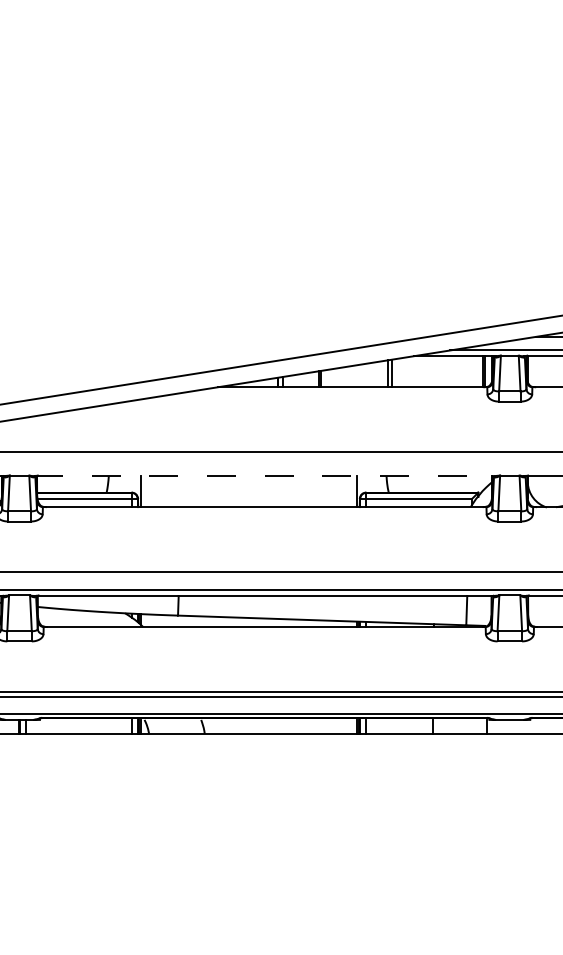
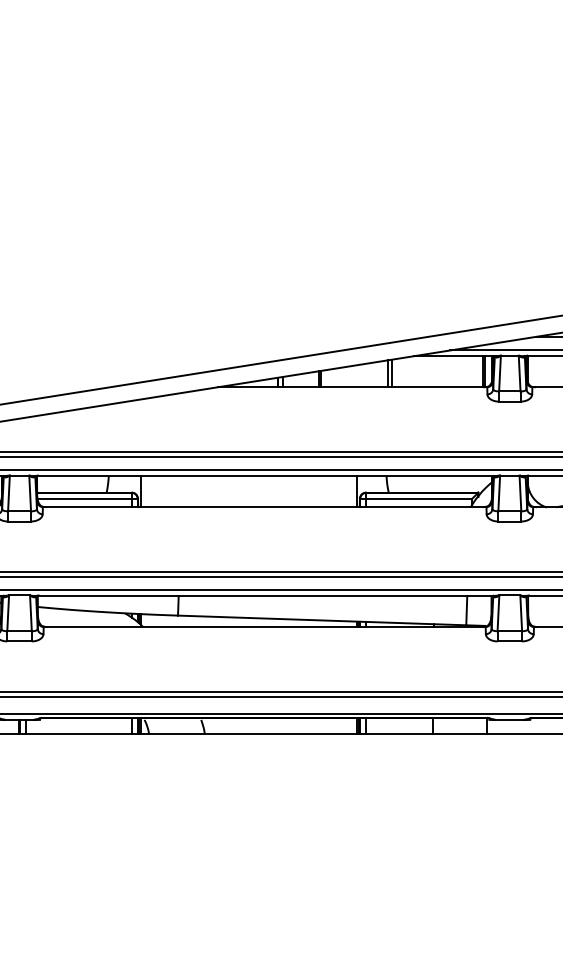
line: none -> present (280, 456)
line: none -> present (280, 470)
line: dashed -> solid (264, 476)
line: none -> present (280, 576)
